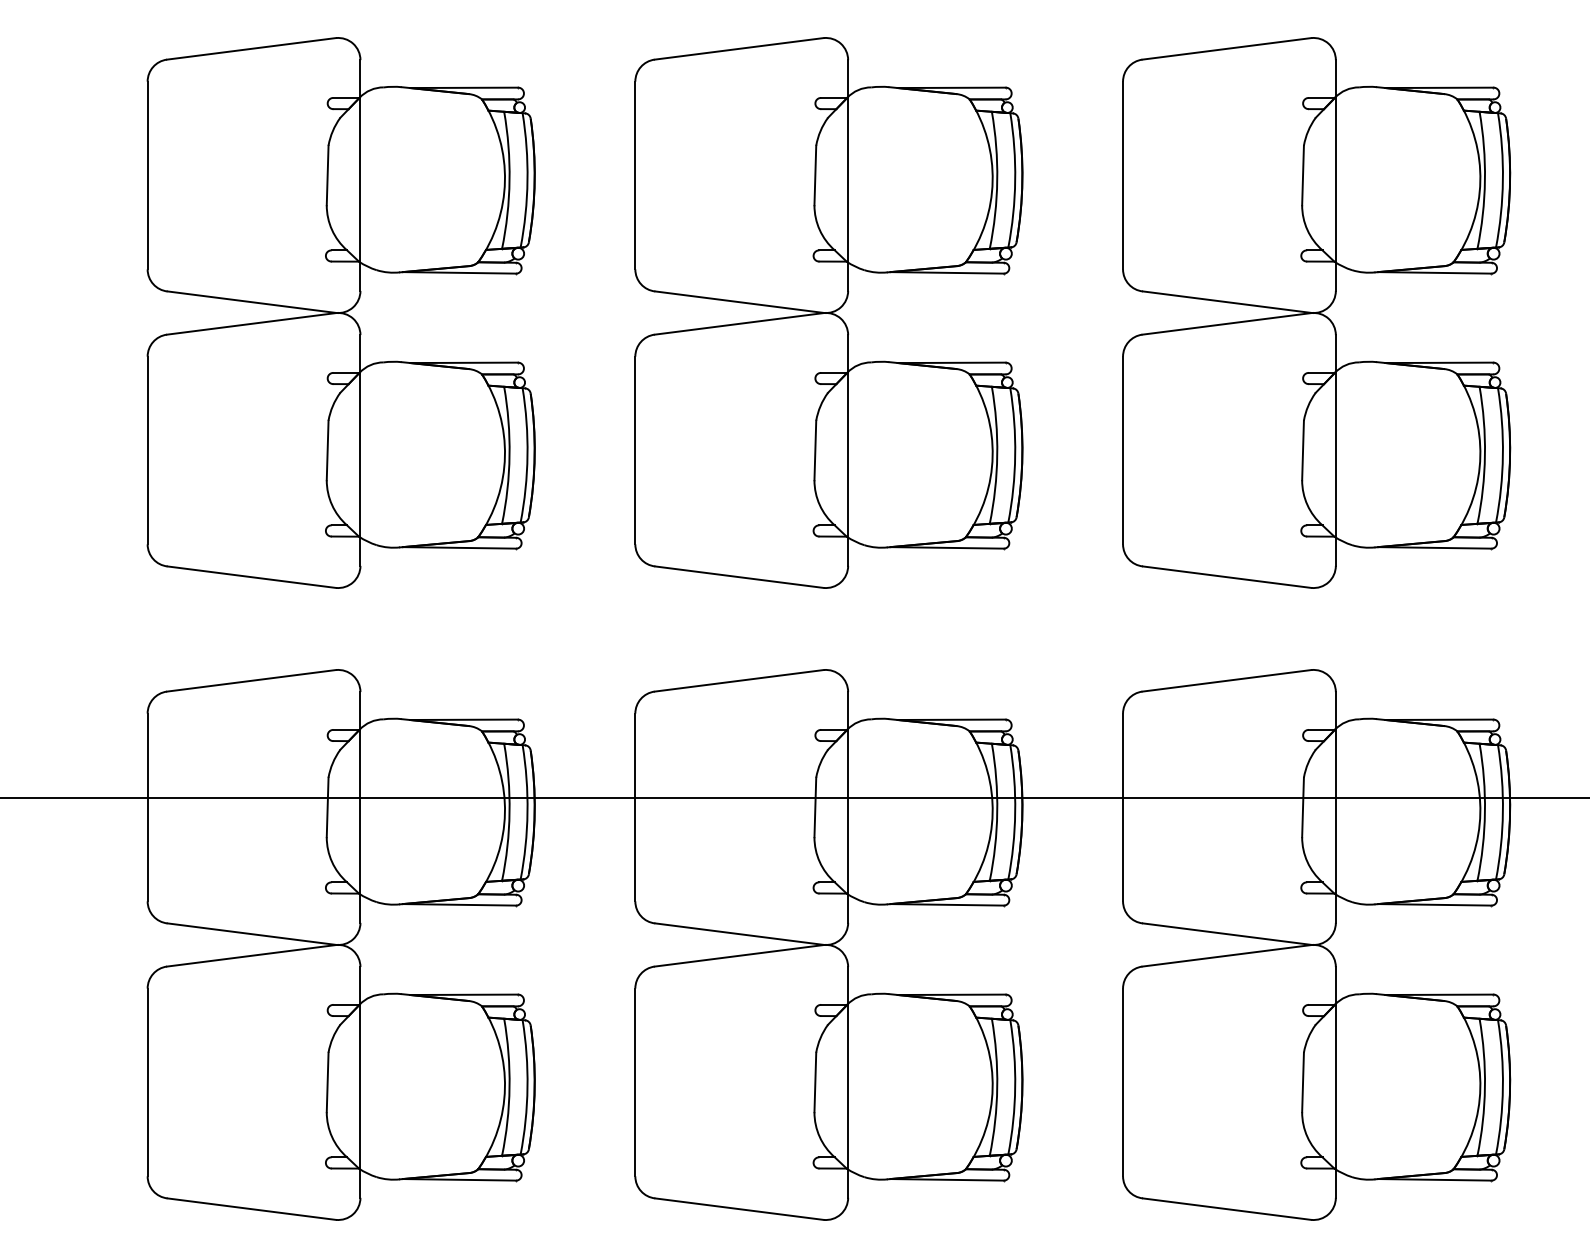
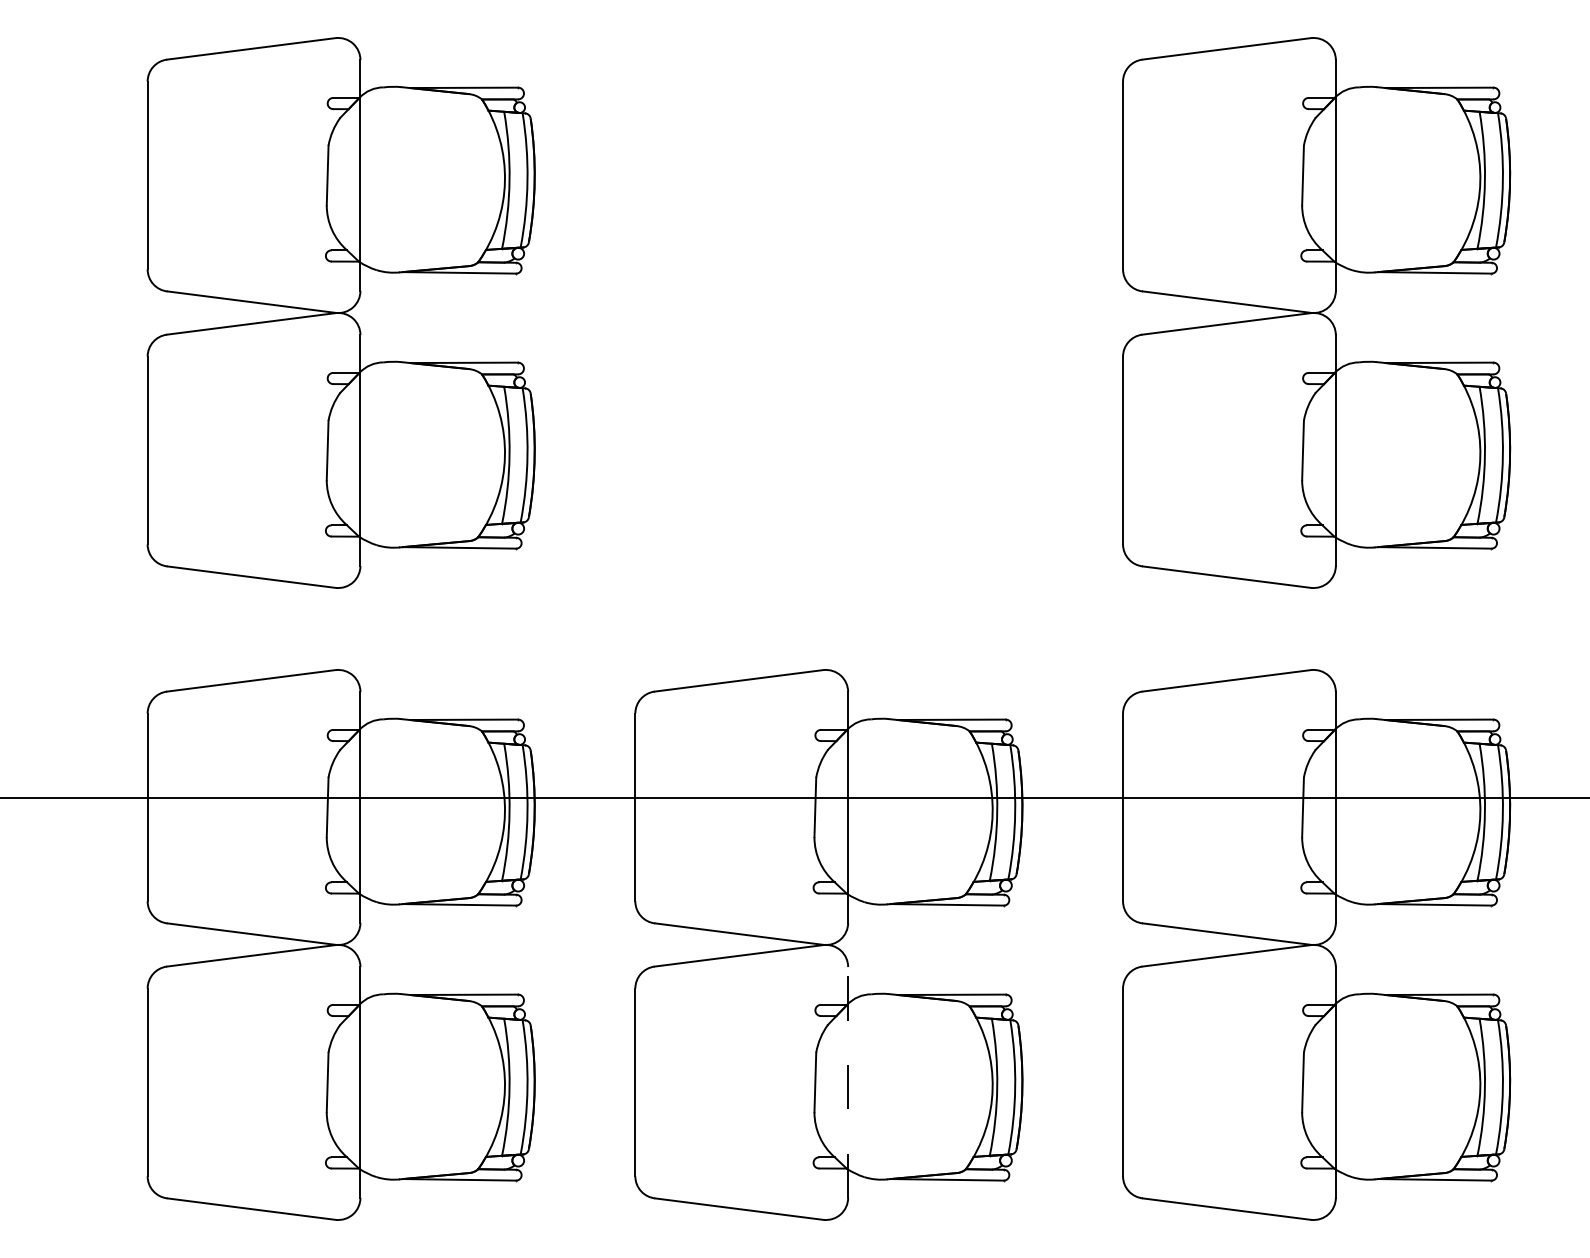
part: present -> none (828, 312)
line: solid -> dashed (848, 1081)
